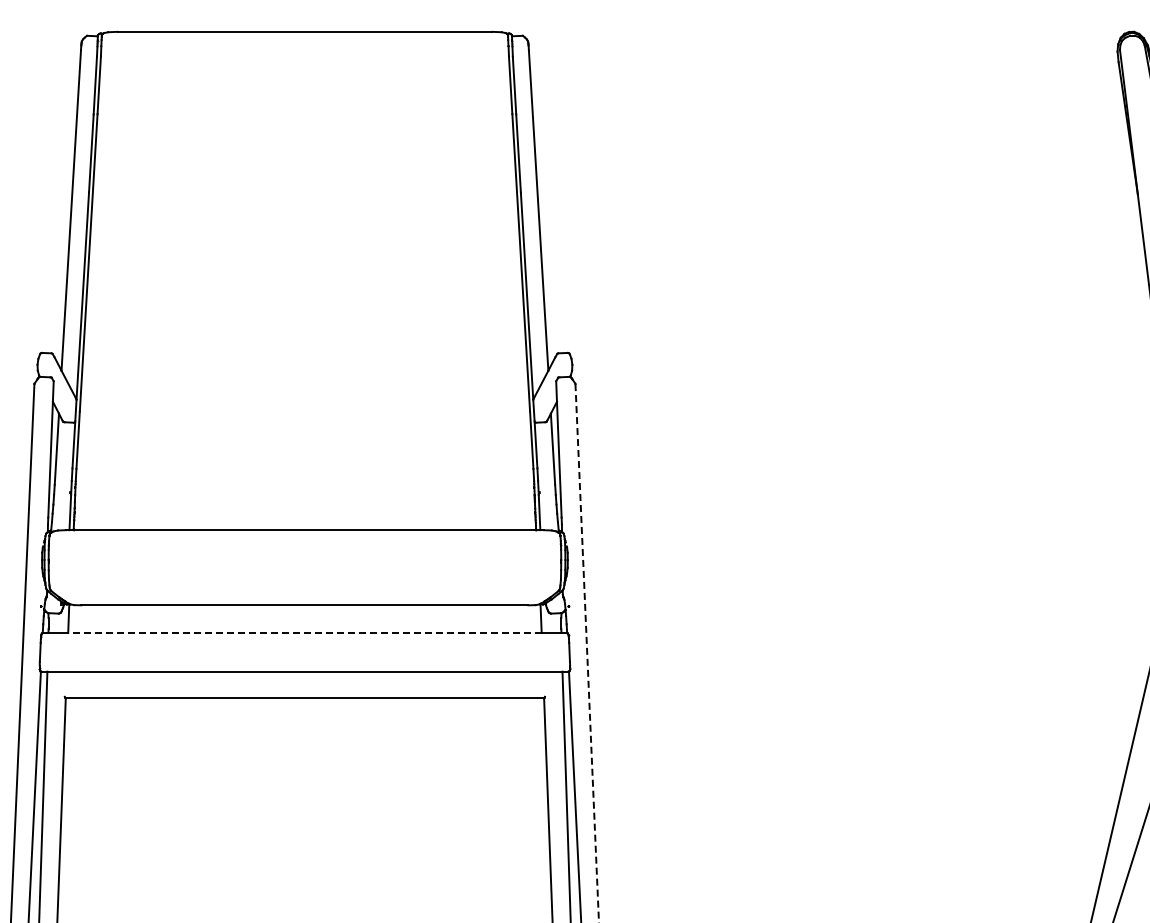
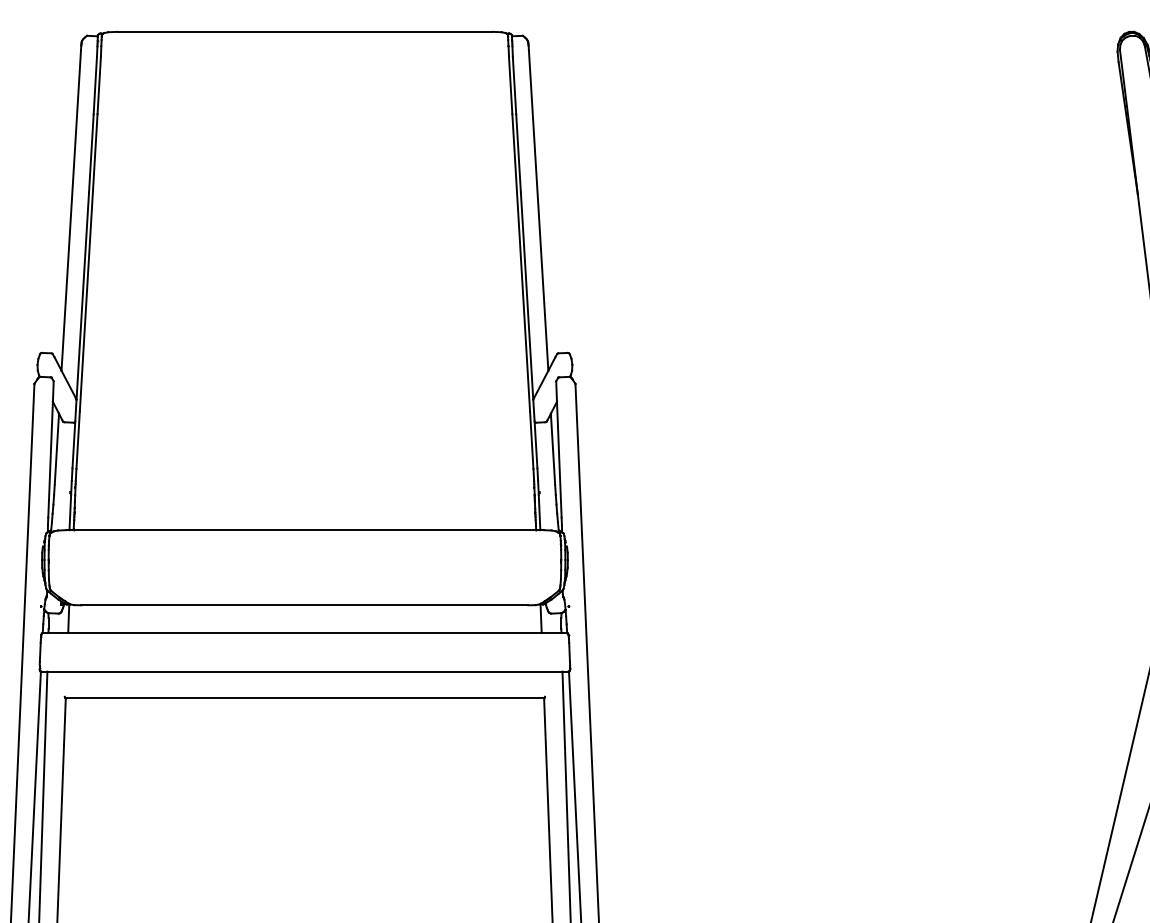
line: dashed -> solid (304, 633)
line: dashed -> solid (587, 653)
